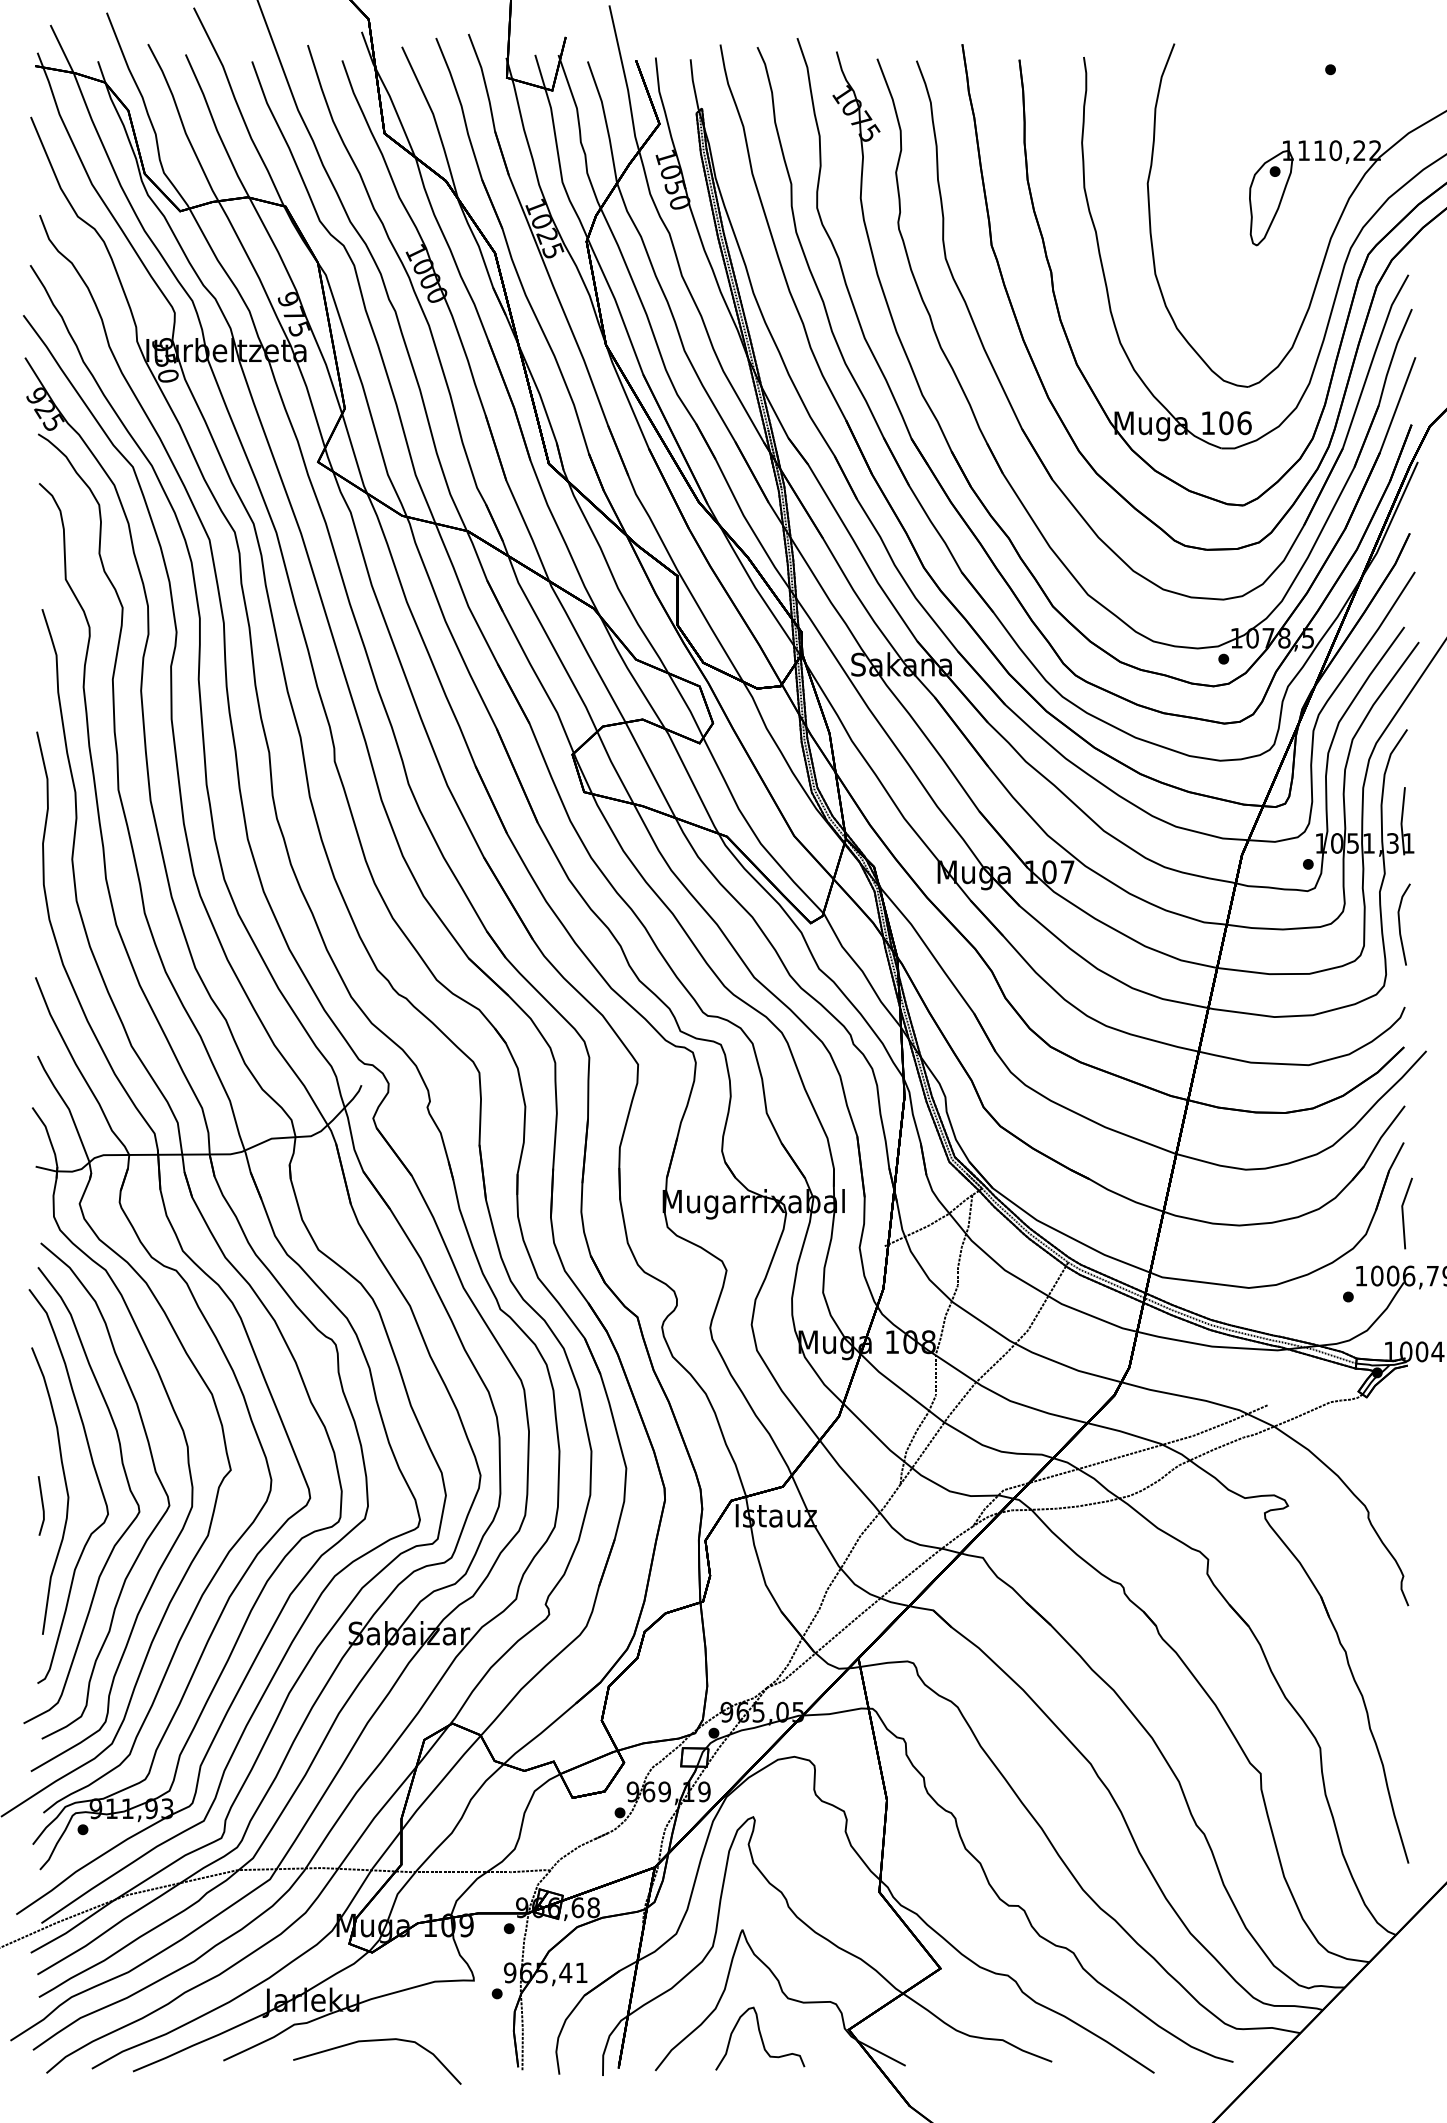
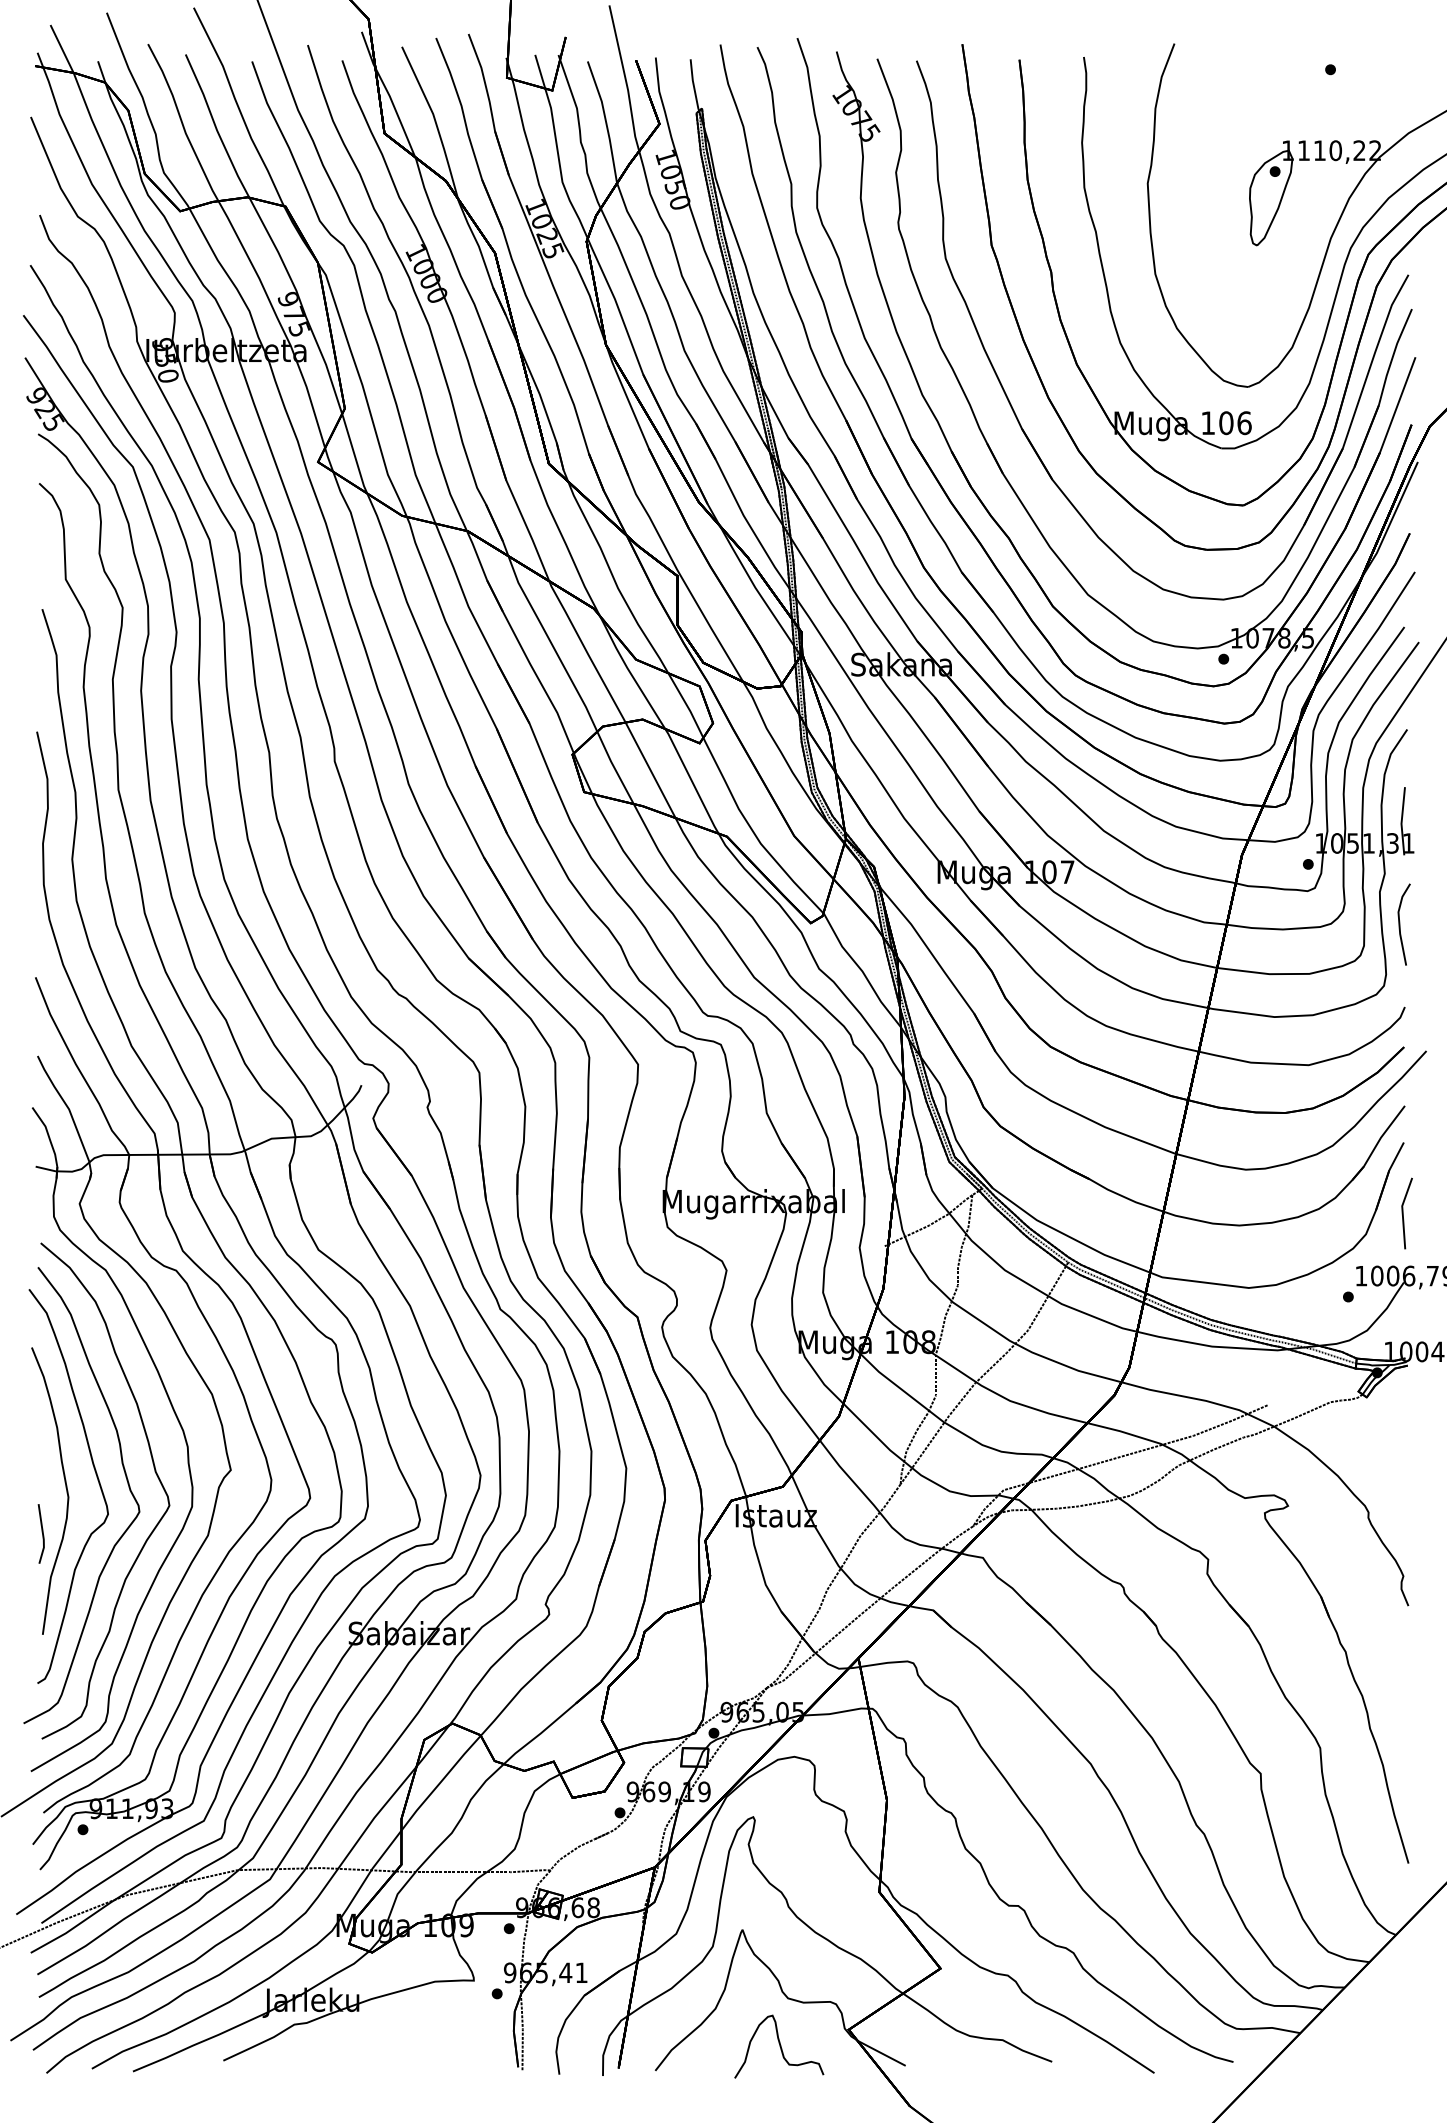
line position: (41, 1504) -> (41, 1532) (41, 1532)
part position: (760, 2038) -> (779, 2046) (779, 2046)
curve: present -> none (377, 2041)
